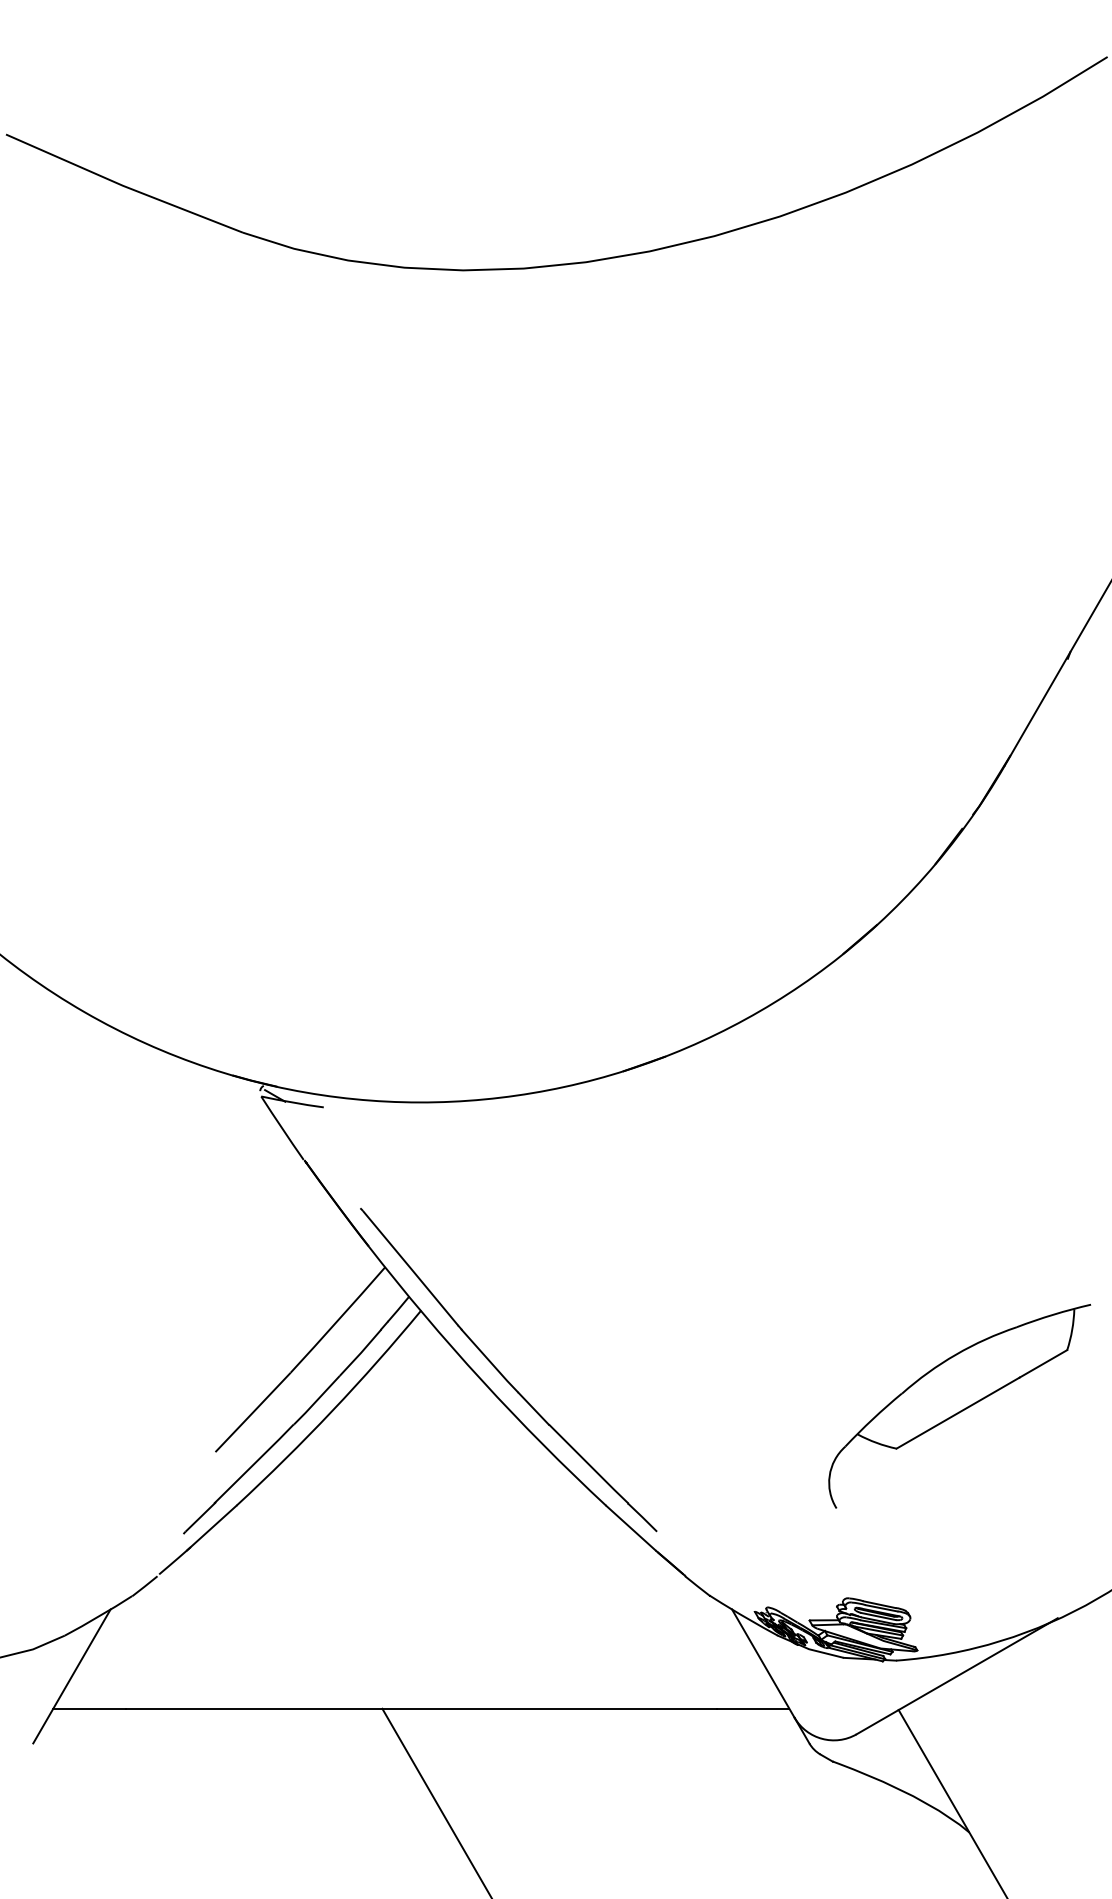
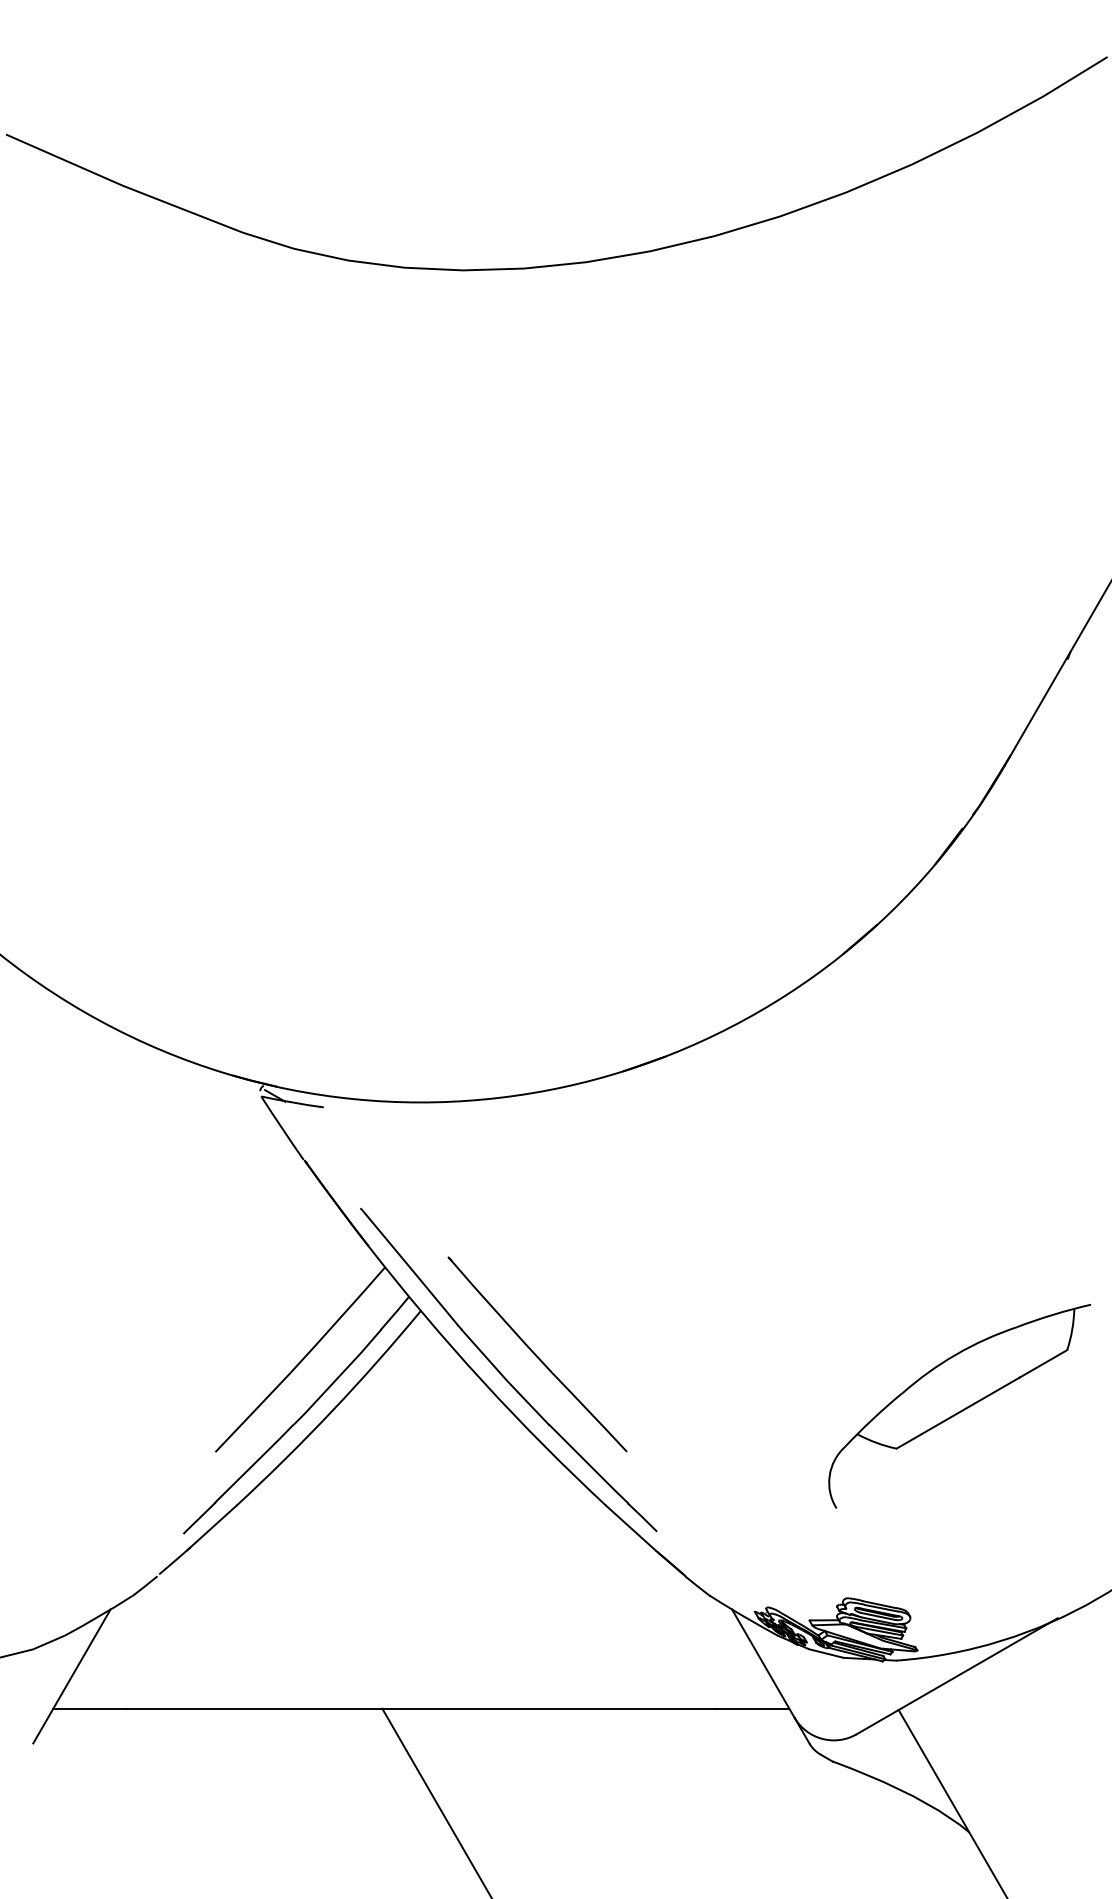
part: none -> present (537, 1354)
